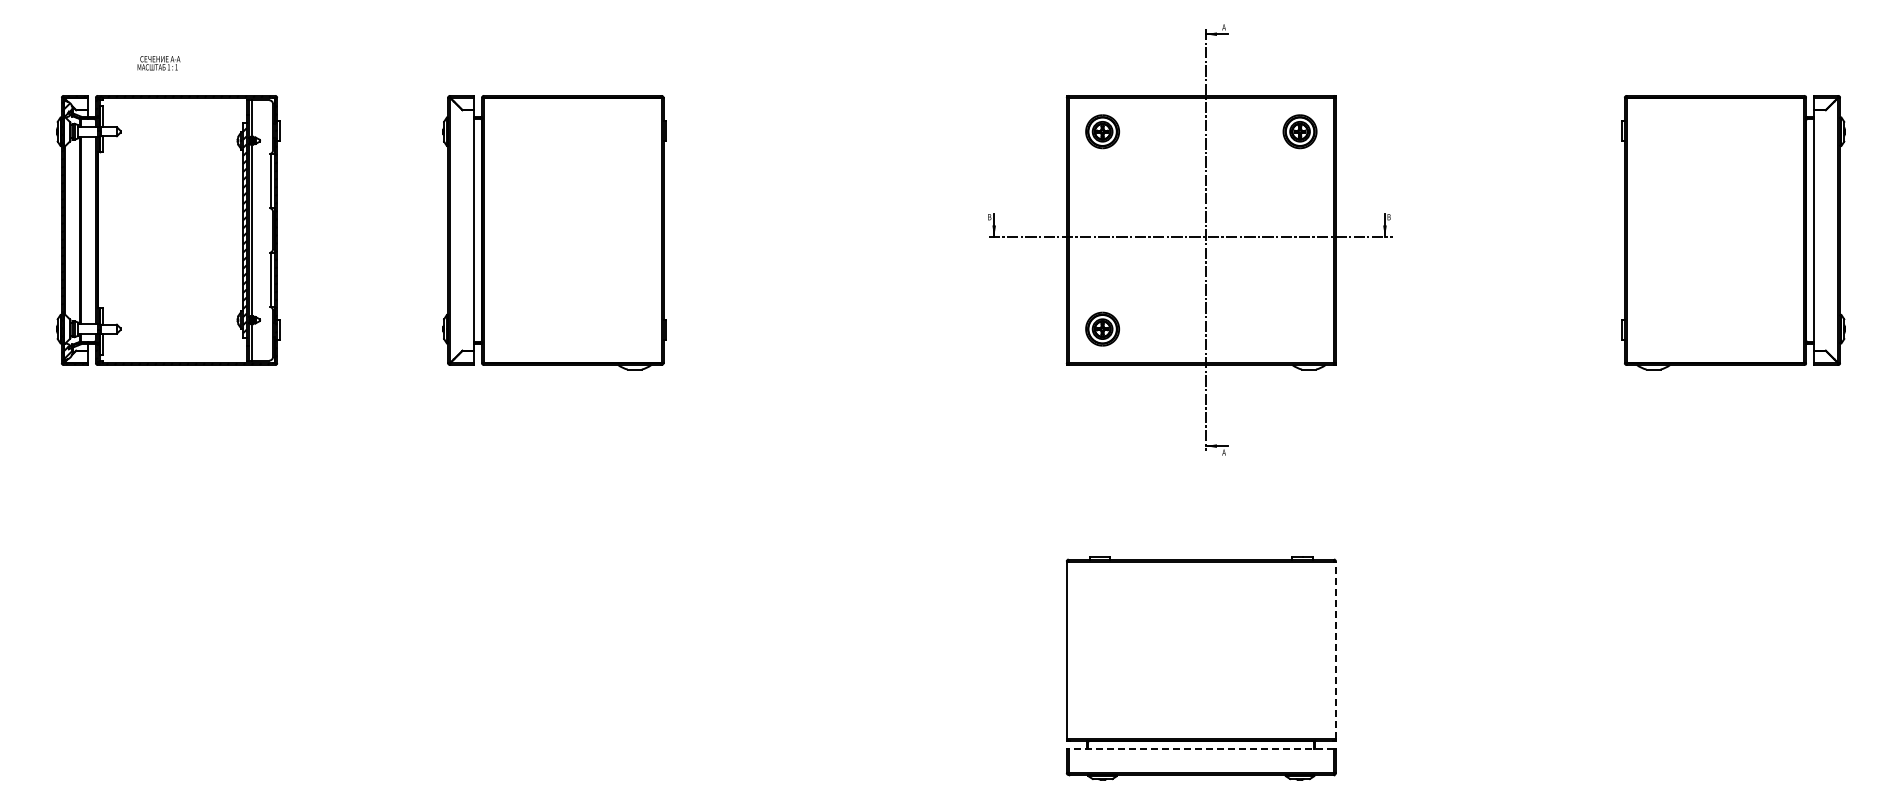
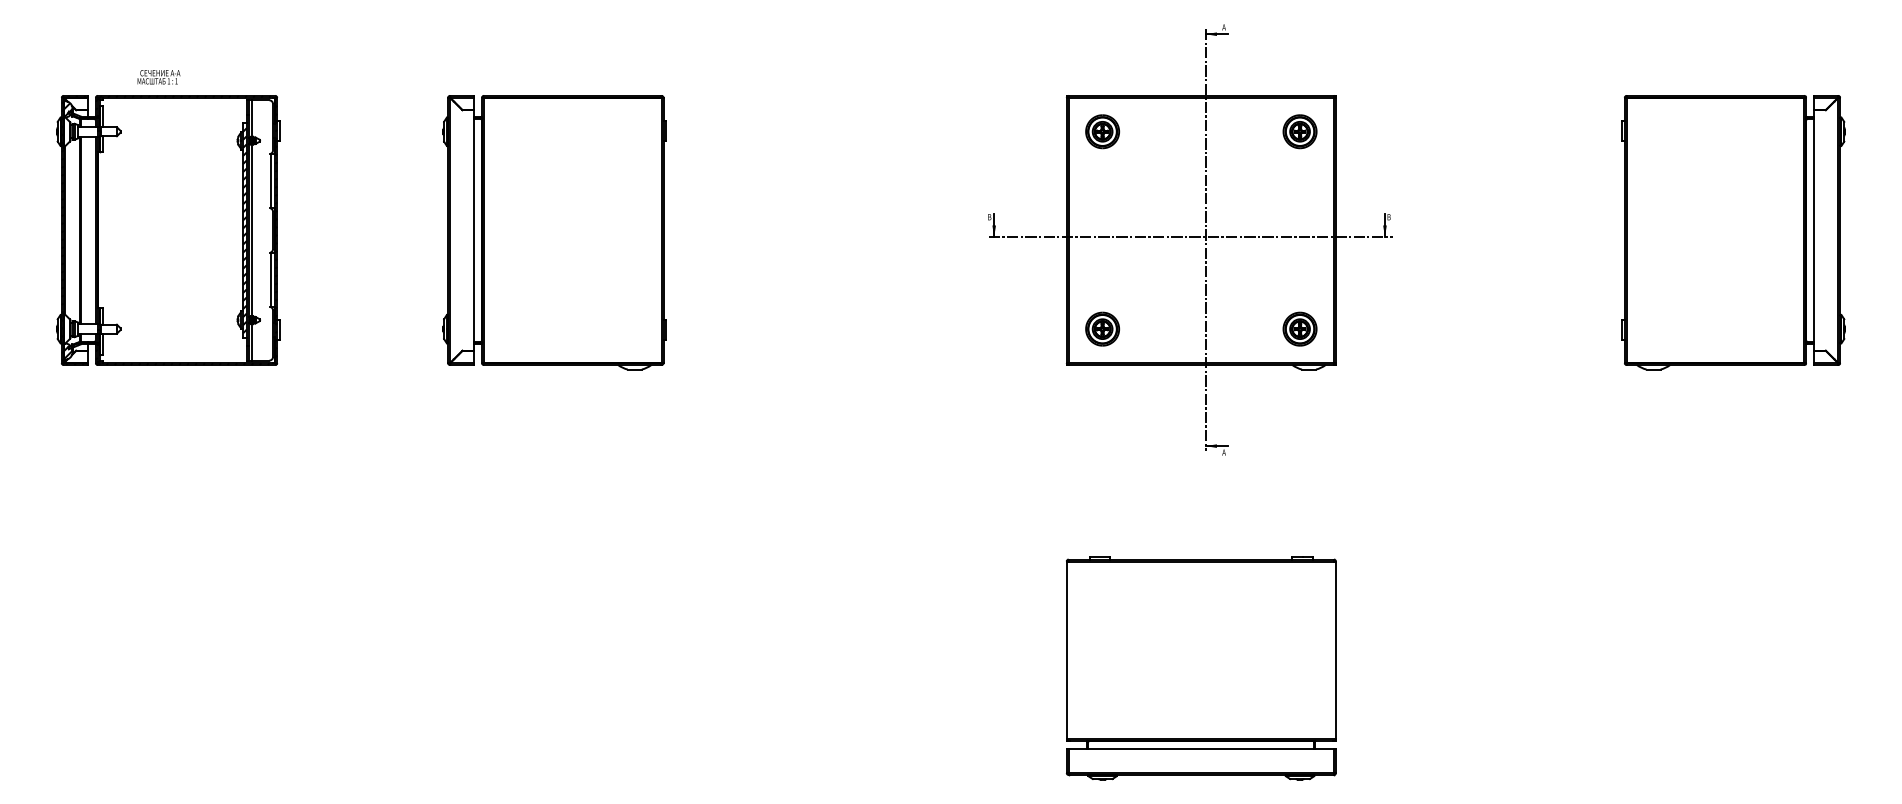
text position: (158, 63) -> (158, 77) (158, 77)
part: none -> present (1299, 328)
line: dashed -> solid (1335, 650)
line: dashed -> solid (1201, 748)
